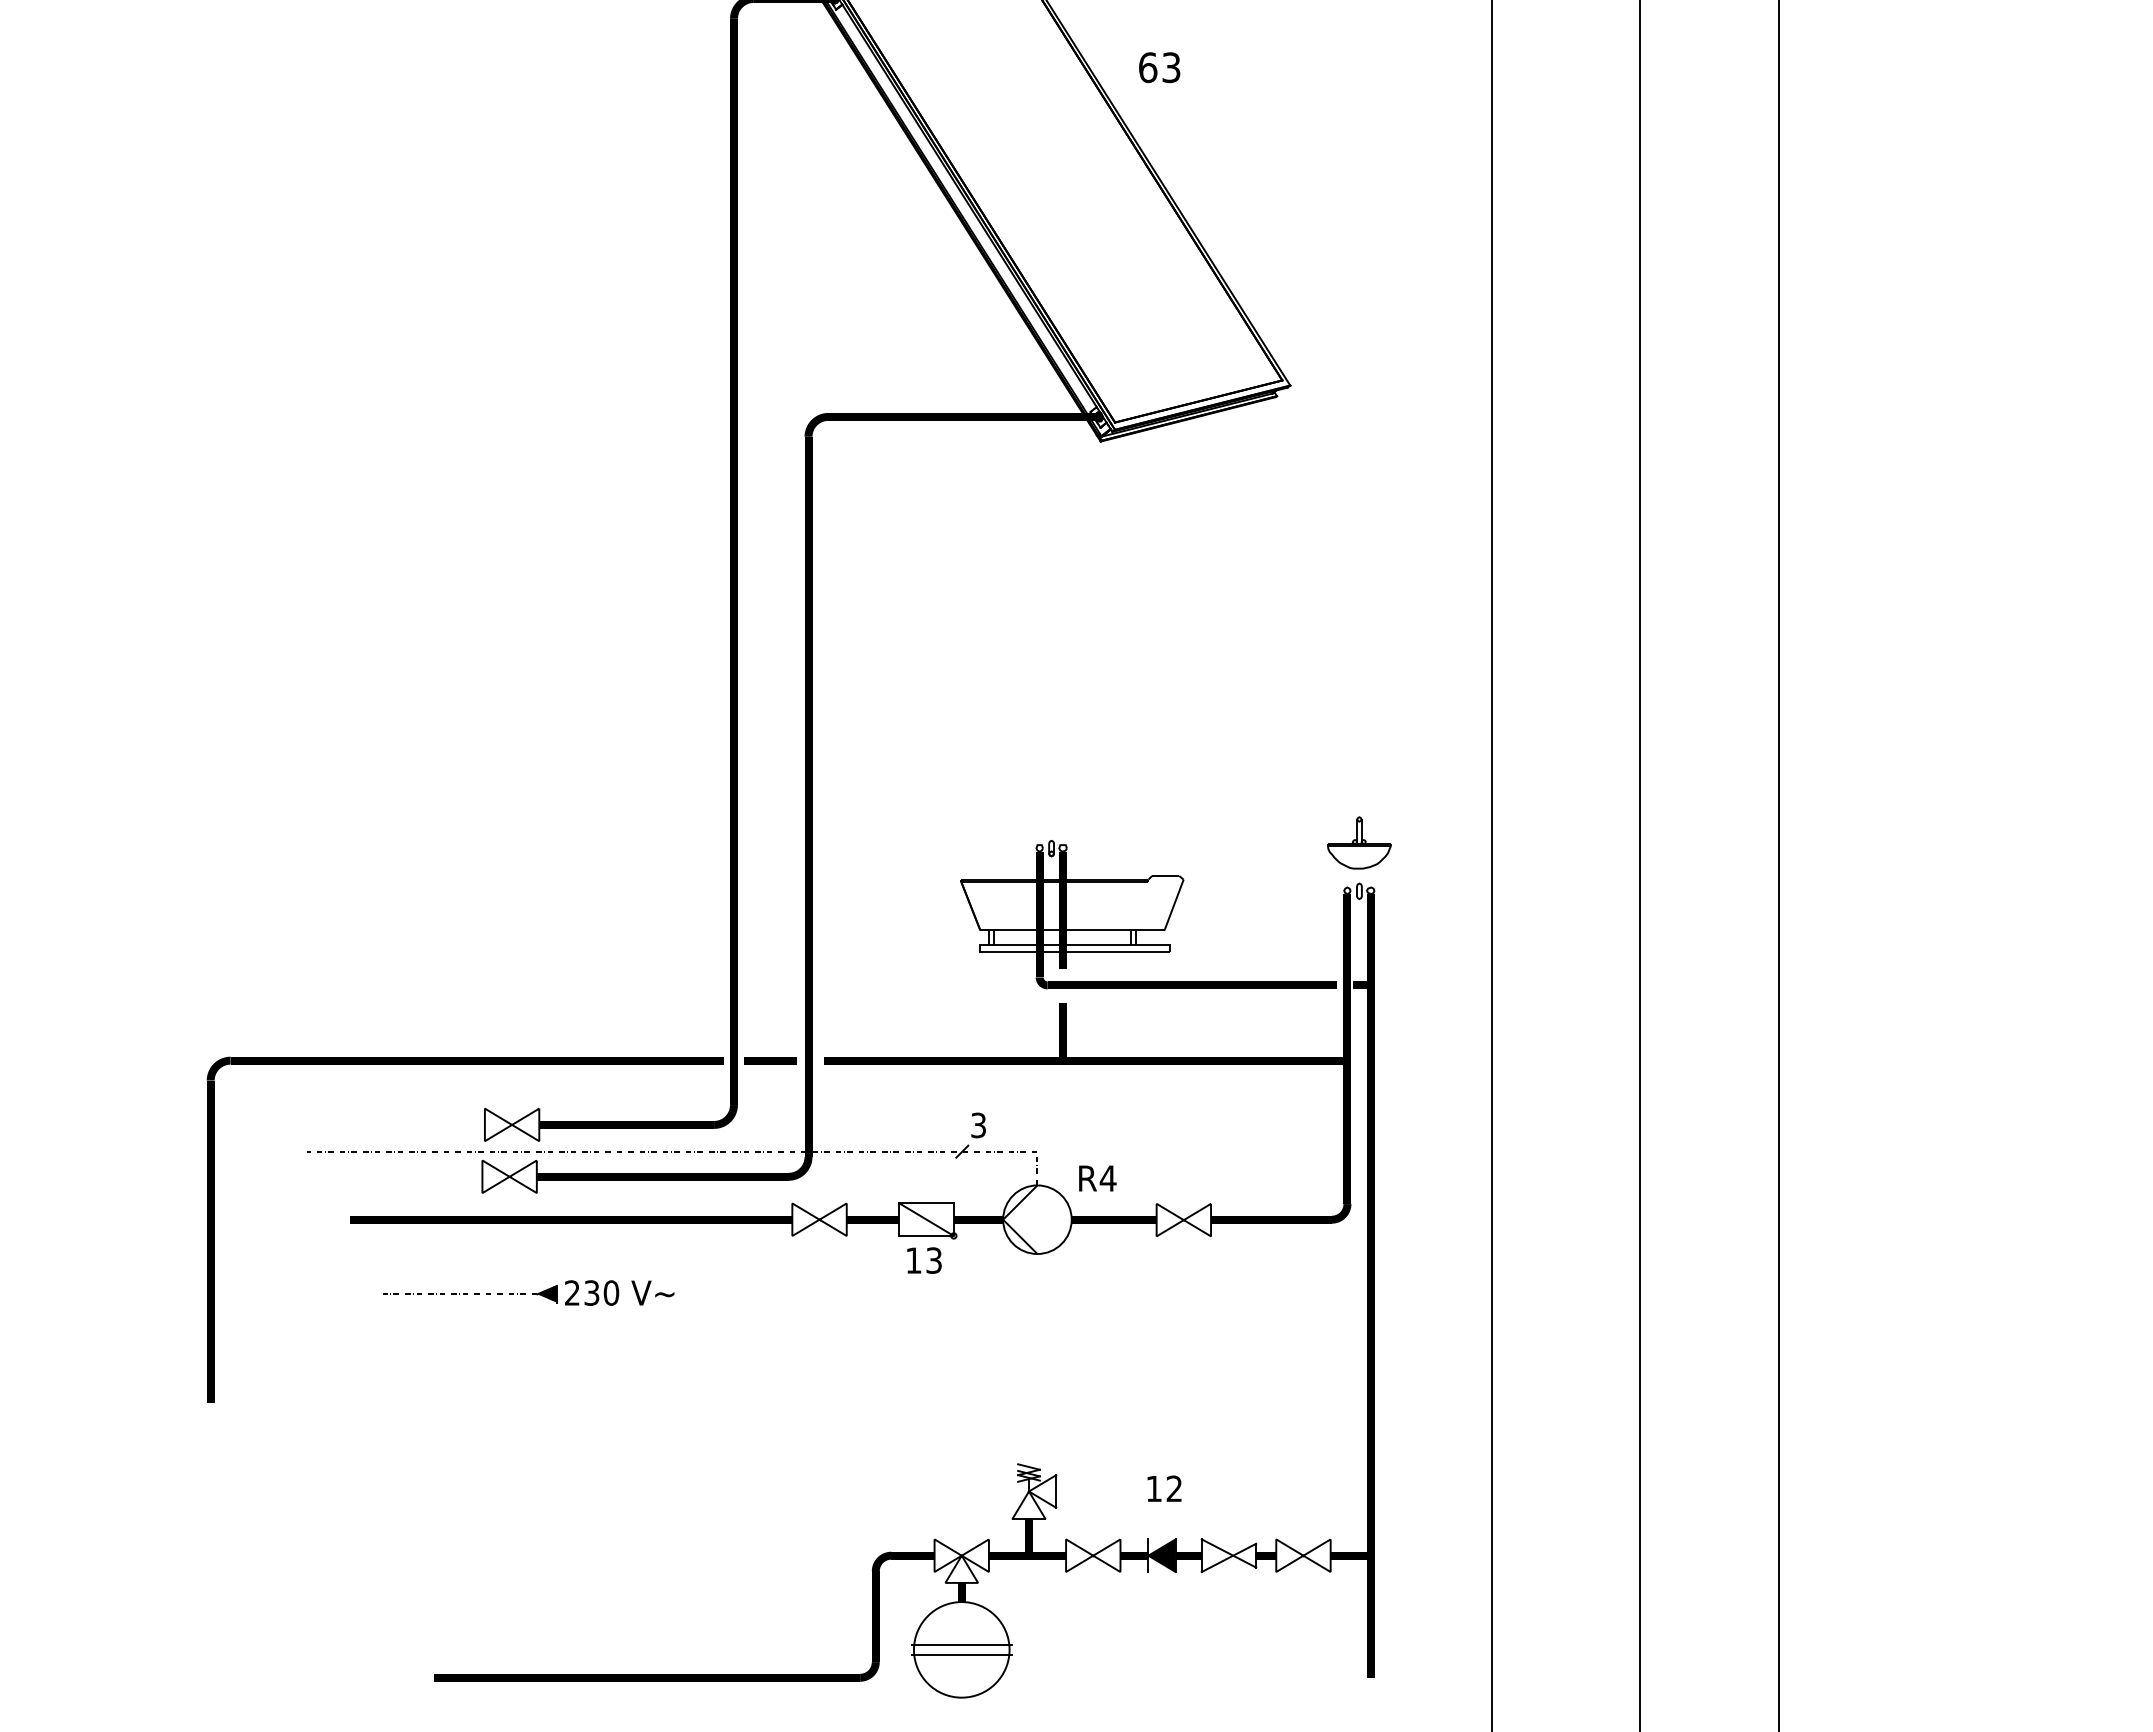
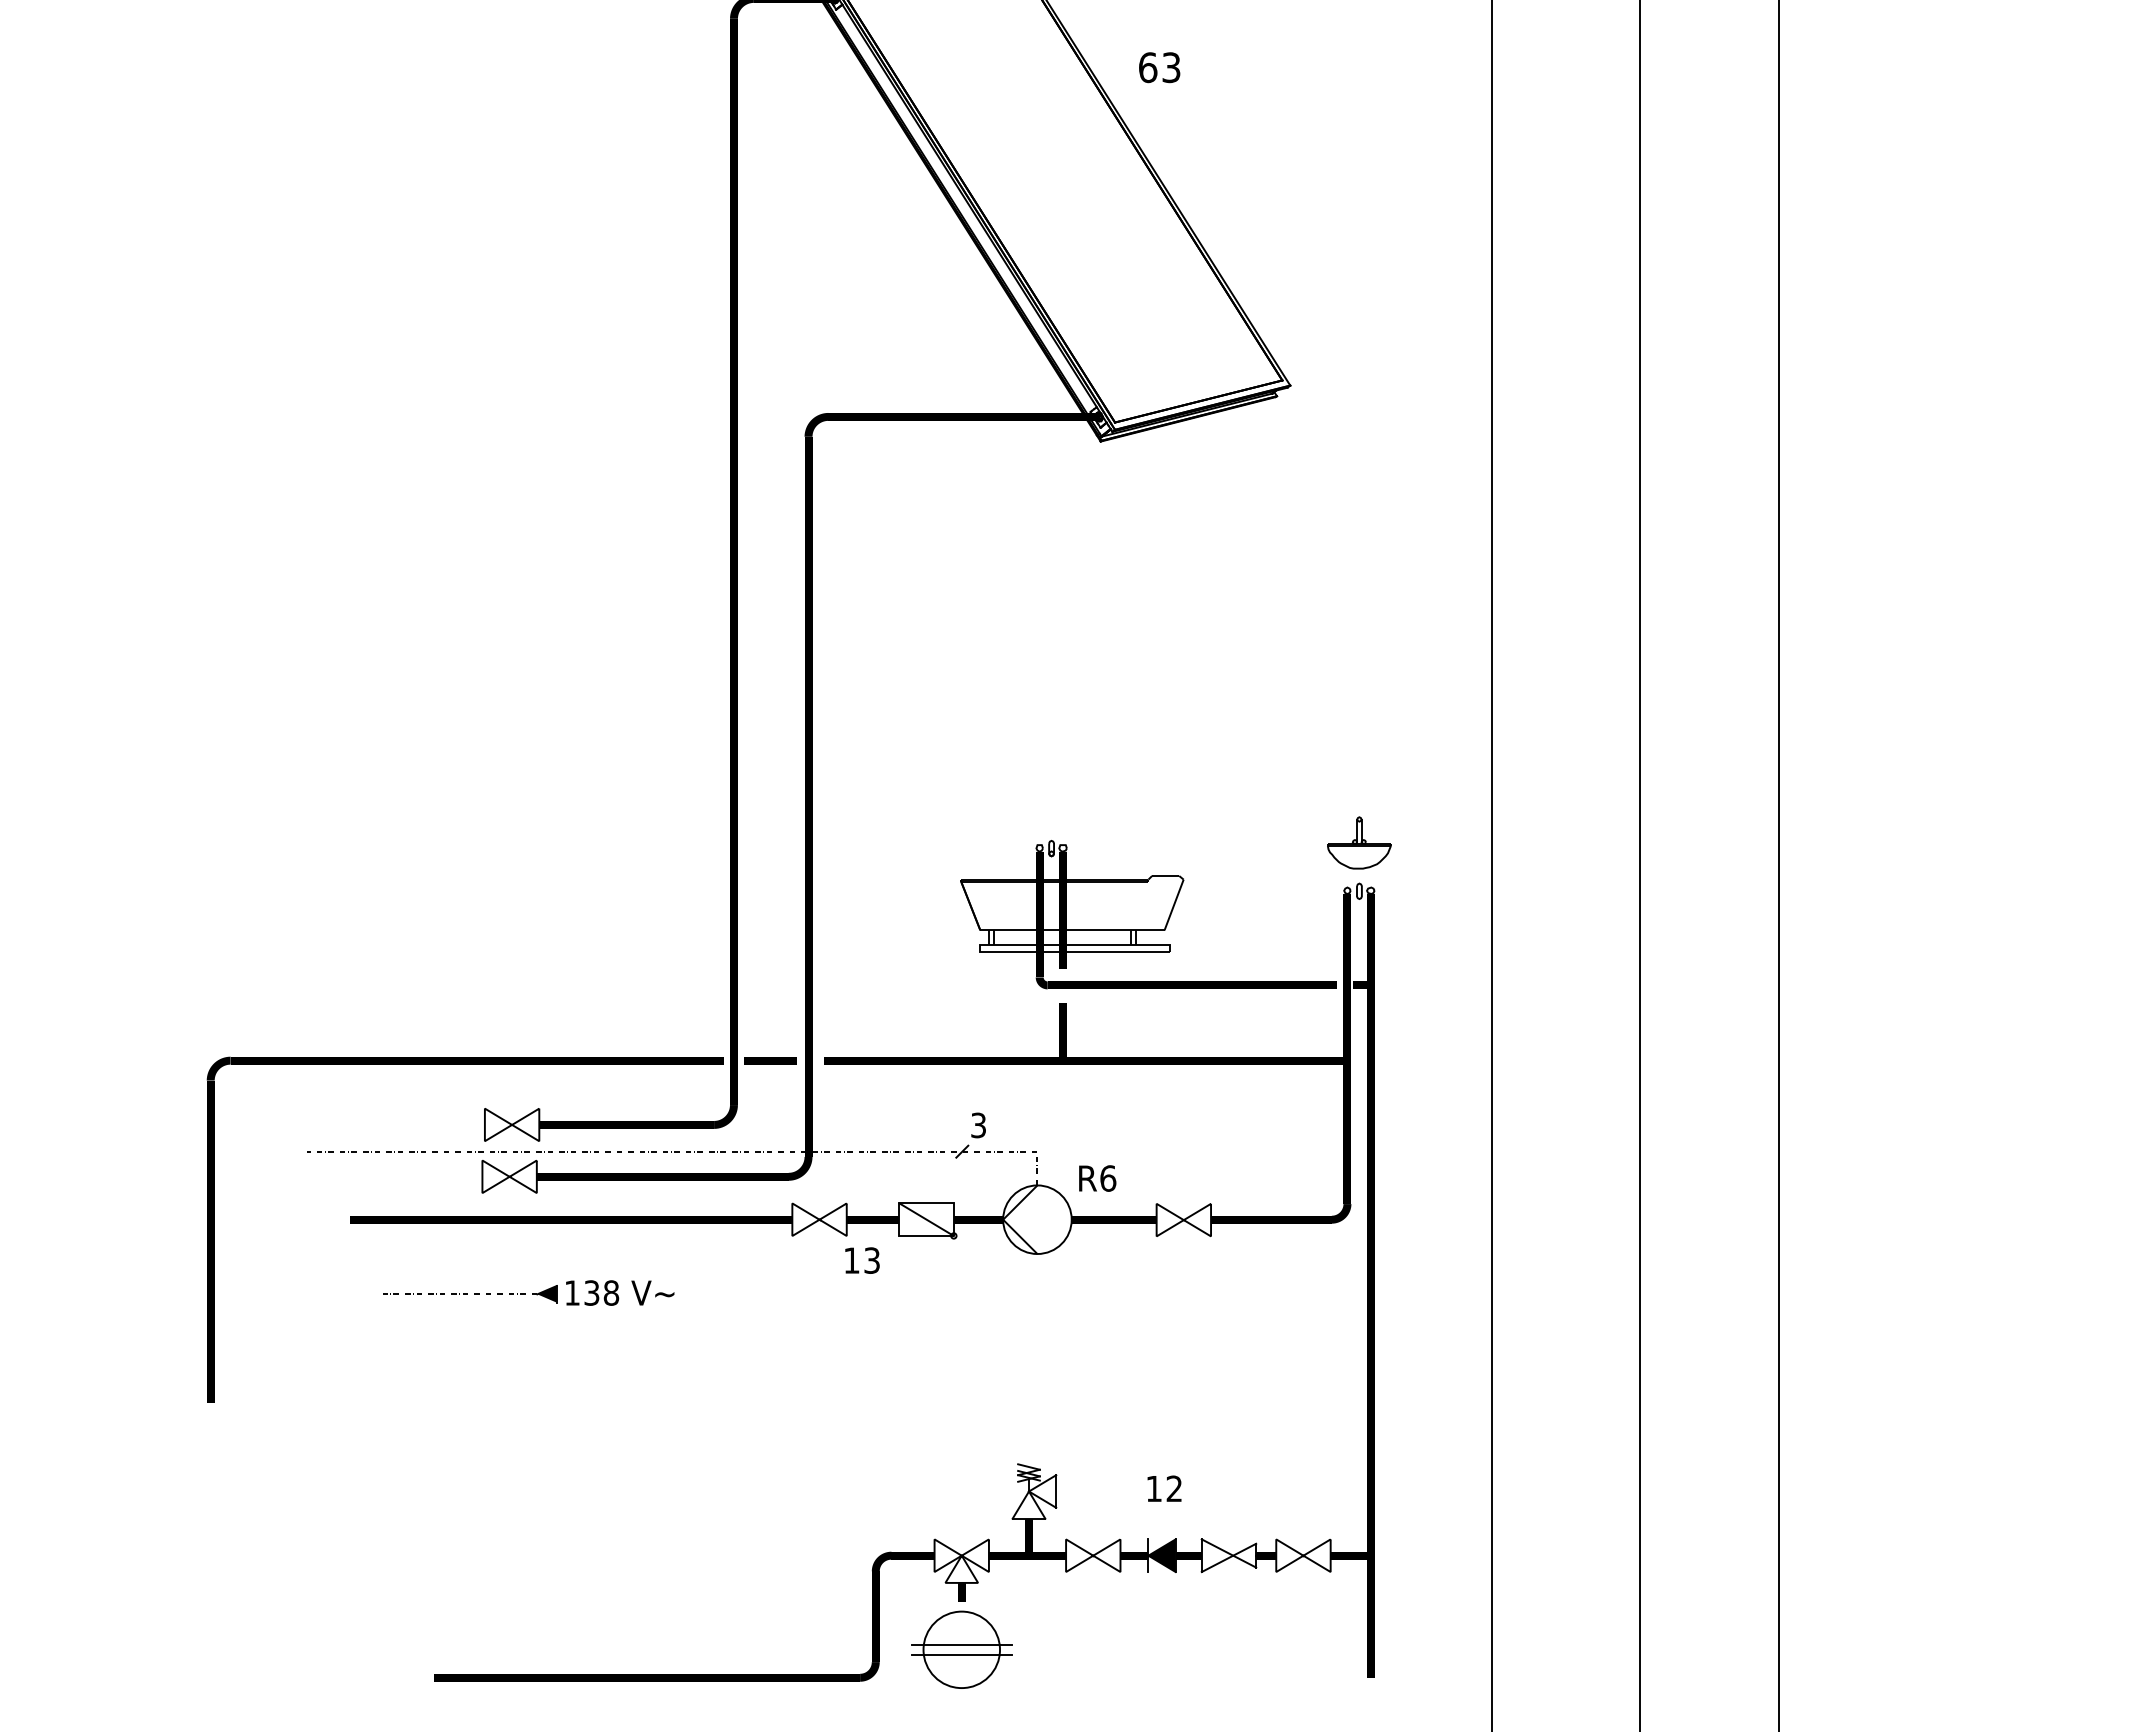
text: R4 -> R6 (1107, 1178)
text position: (924, 1260) -> (862, 1260) (862, 1260)
text: 230 -> 138 (592, 1292)
circle diameter: 96 px -> 76 px (961, 1649)
